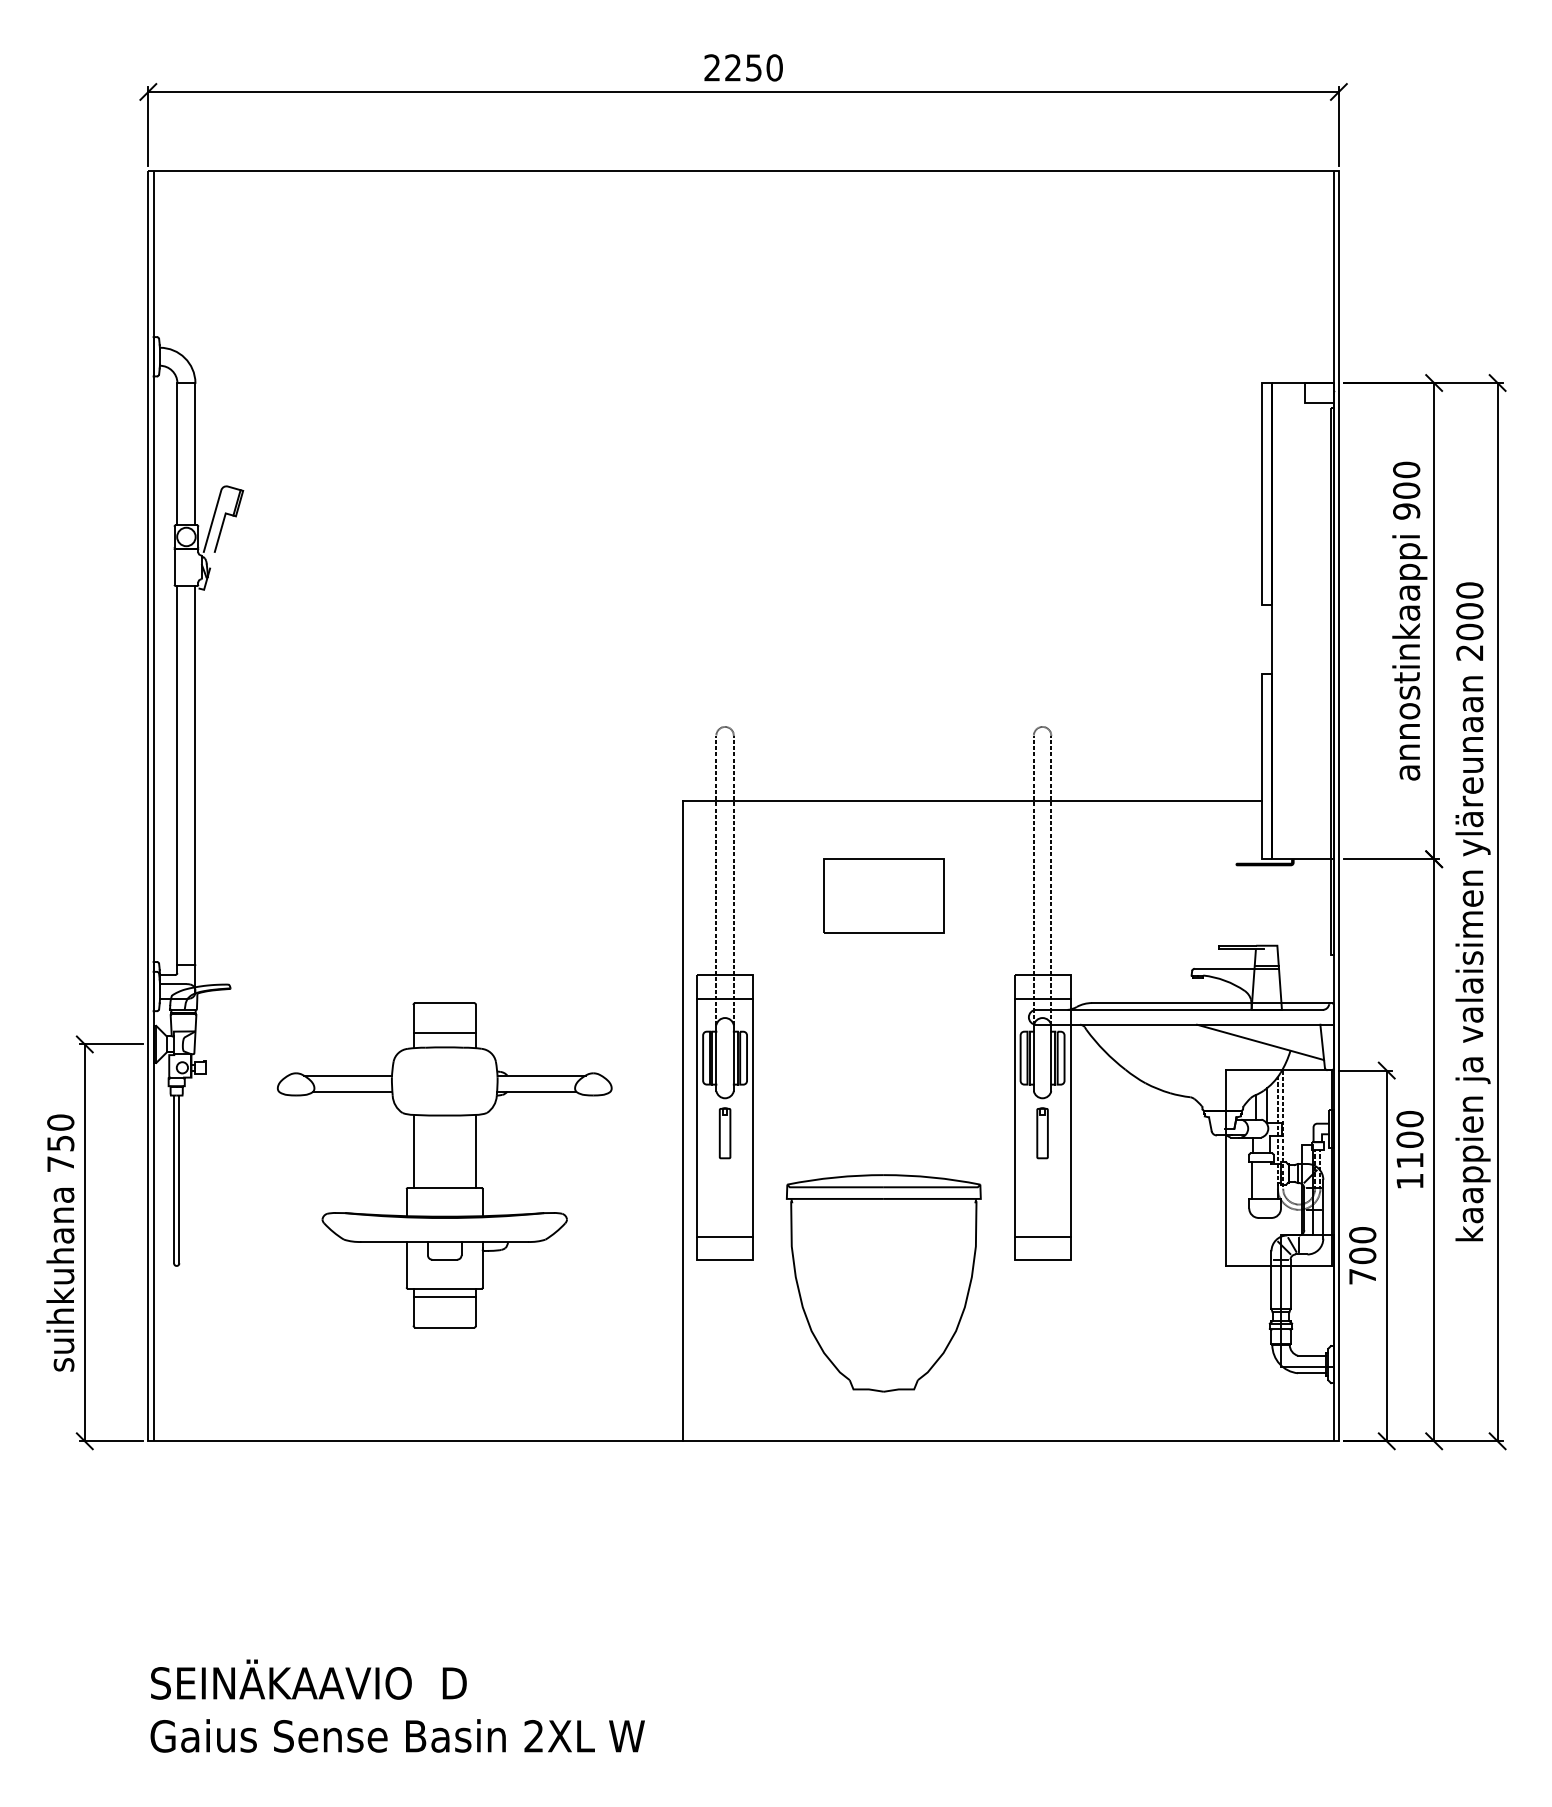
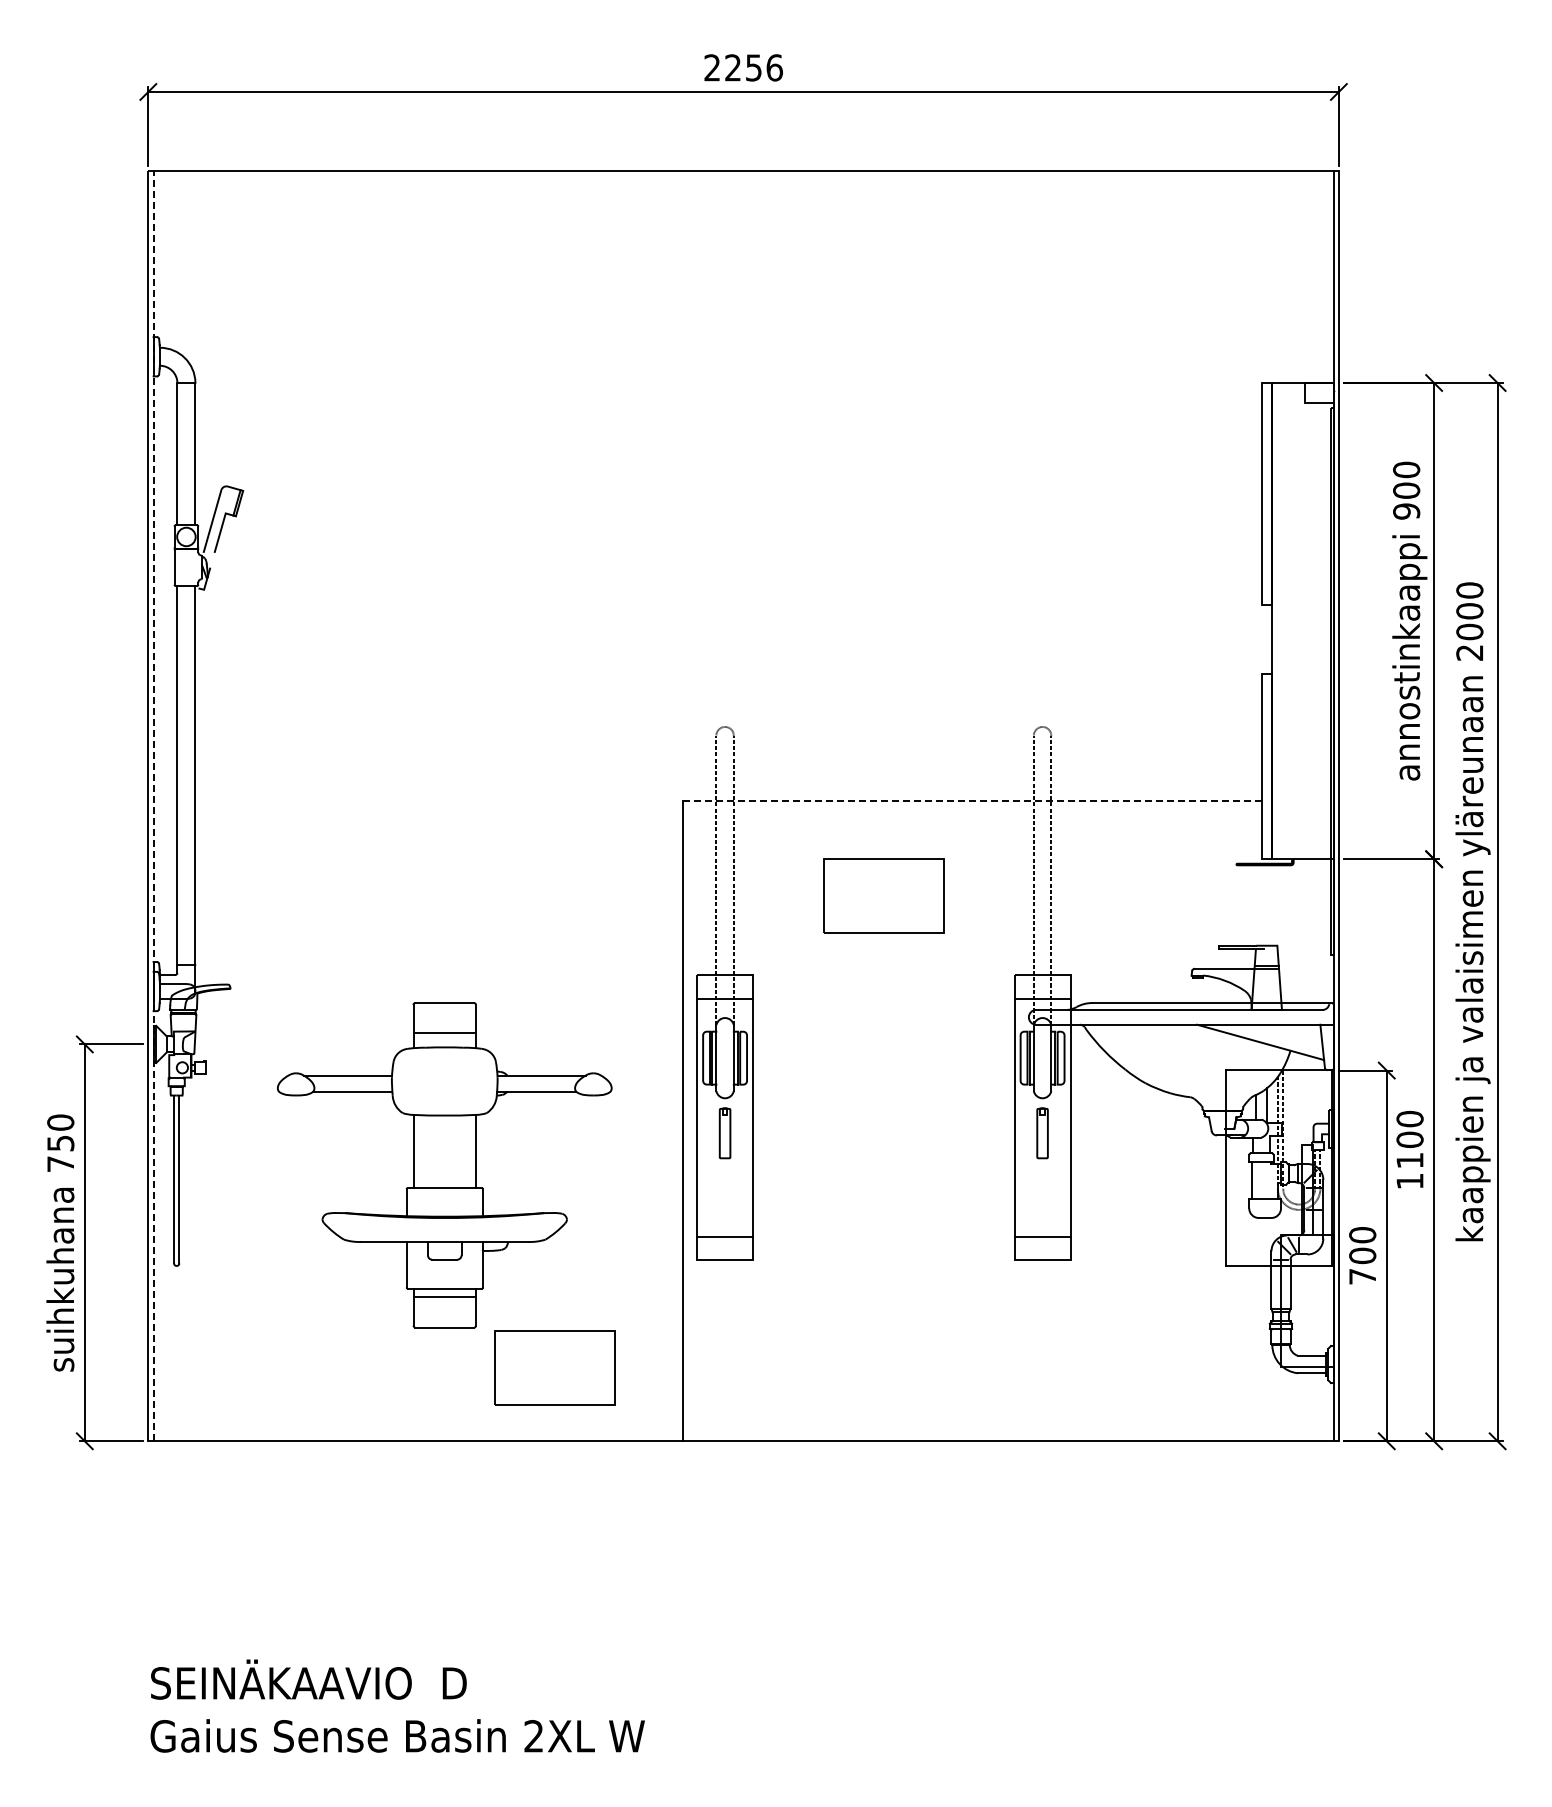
text: 2250 -> 2256 (774, 67)
line: solid -> dashed (972, 801)
line: solid -> dashed (153, 806)
part: present -> none (883, 1283)
part: none -> present (554, 1367)
